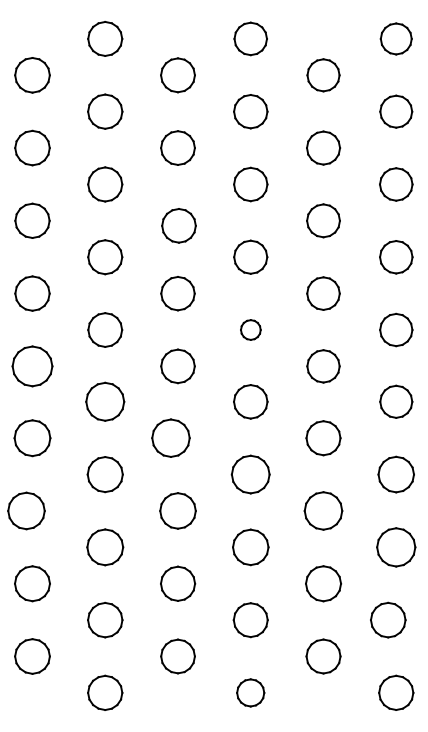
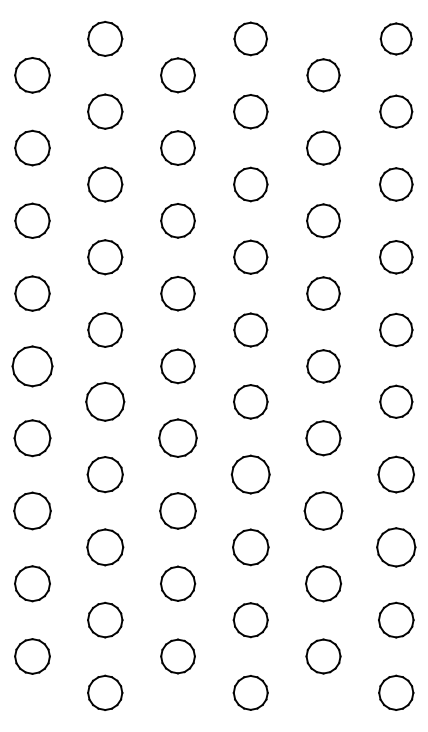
part position: (178, 225) -> (177, 220) (177, 220)
part size: 22x22 px -> 36x36 px (250, 329)
part position: (170, 437) -> (177, 437) (177, 437)
part position: (26, 510) -> (32, 510) (32, 510)
part position: (388, 619) -> (396, 619) (396, 619)
part size: 30x30 px -> 37x36 px (250, 692)
